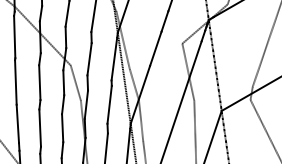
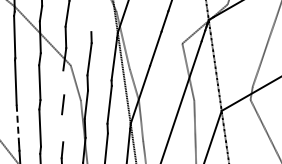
line: present -> none (93, 17)
line: present -> none (63, 82)
line: solid -> dashed (17, 124)
line: present -> none (62, 128)
